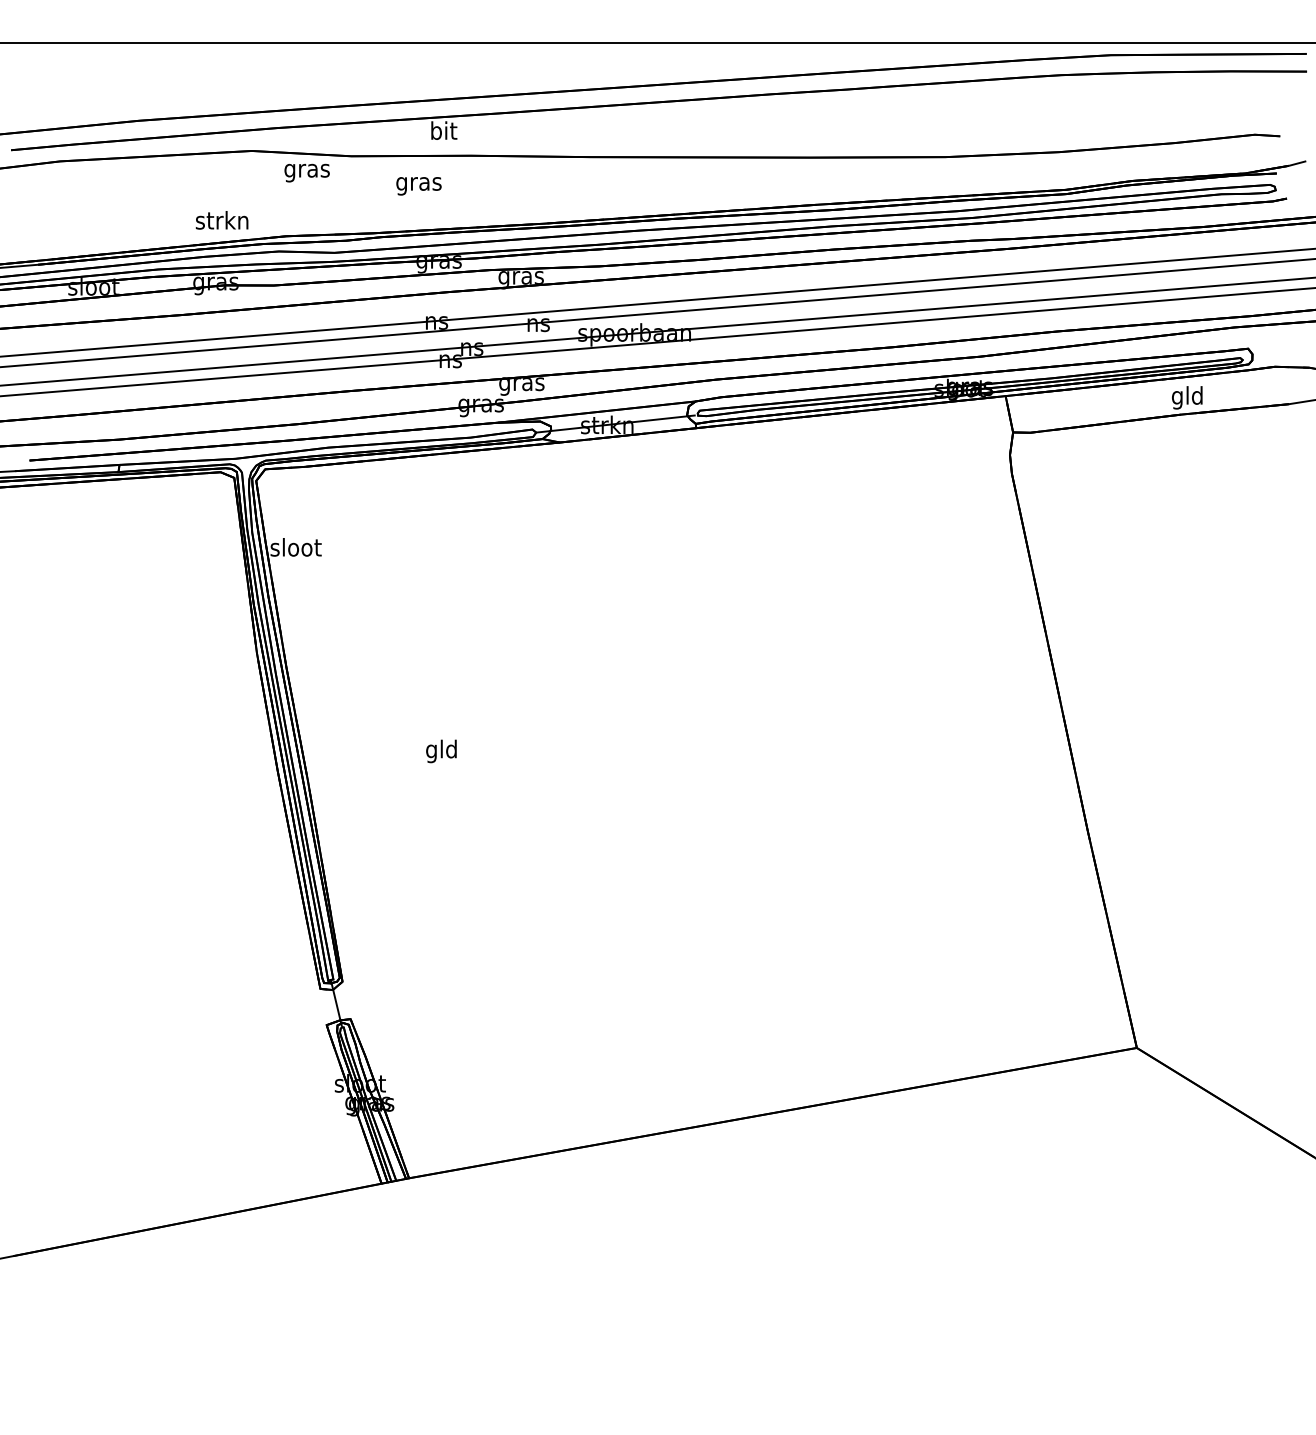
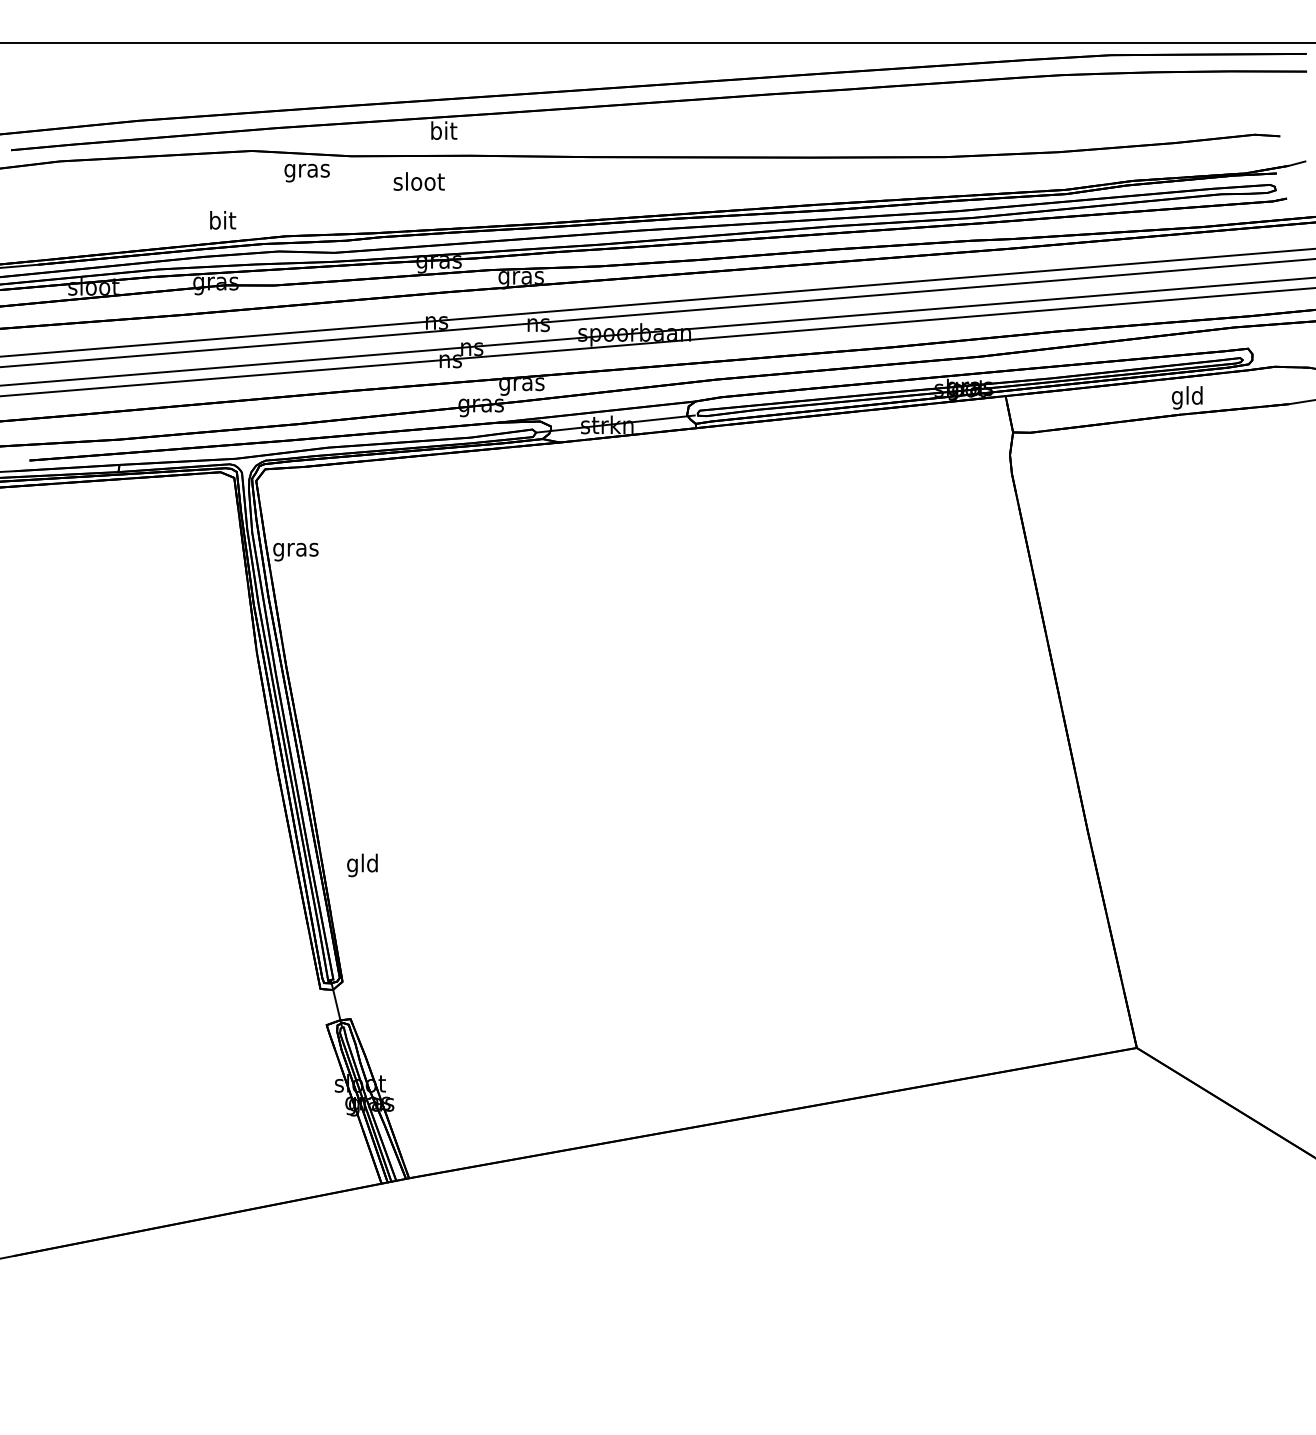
text: gras -> sloot (418, 183)
text: strkn -> bit (221, 220)
text: sloot -> gras (295, 549)
text position: (441, 751) -> (362, 865) (362, 865)
